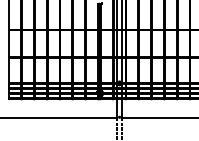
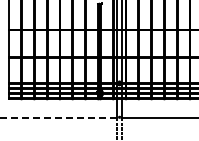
line: solid -> dashed (57, 117)
